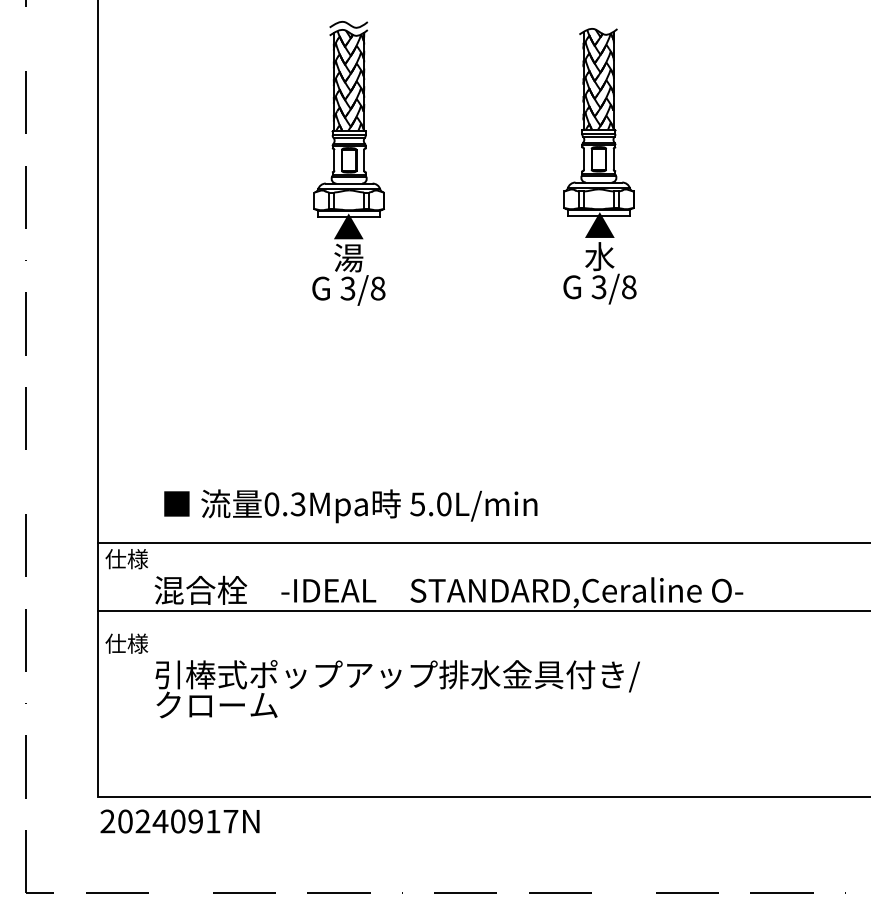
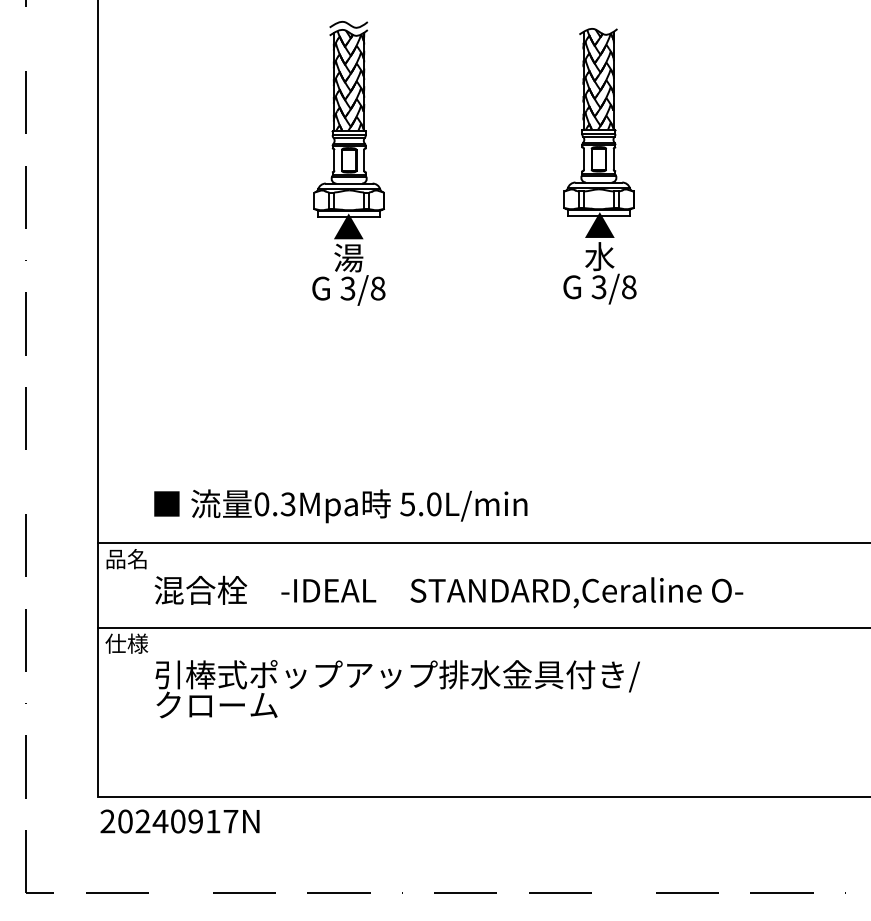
text position: (350, 506) -> (340, 506) (340, 506)
text: 仕様 -> 品名 (126, 559)
line position: (482, 610) -> (482, 627) (482, 627)
